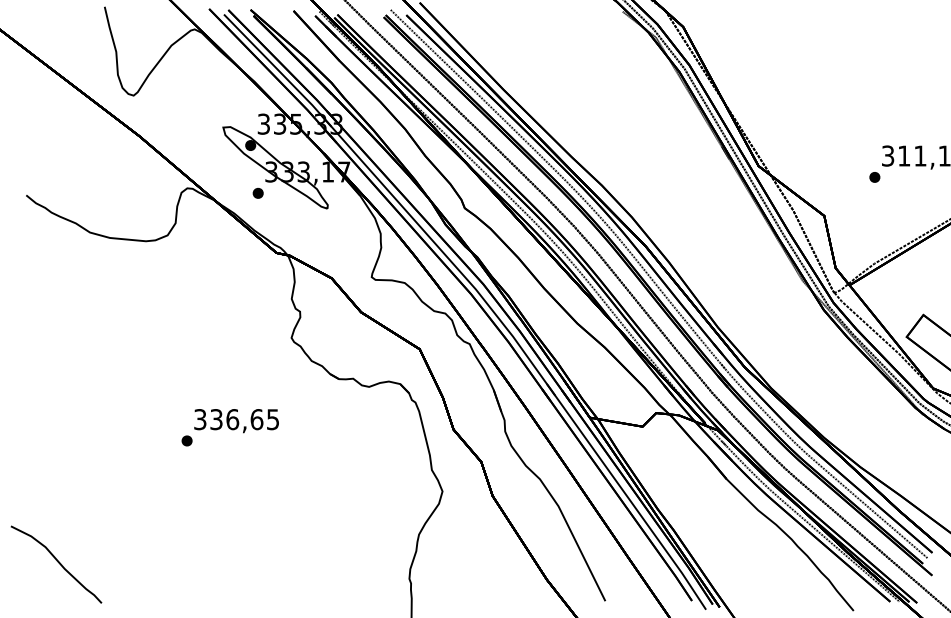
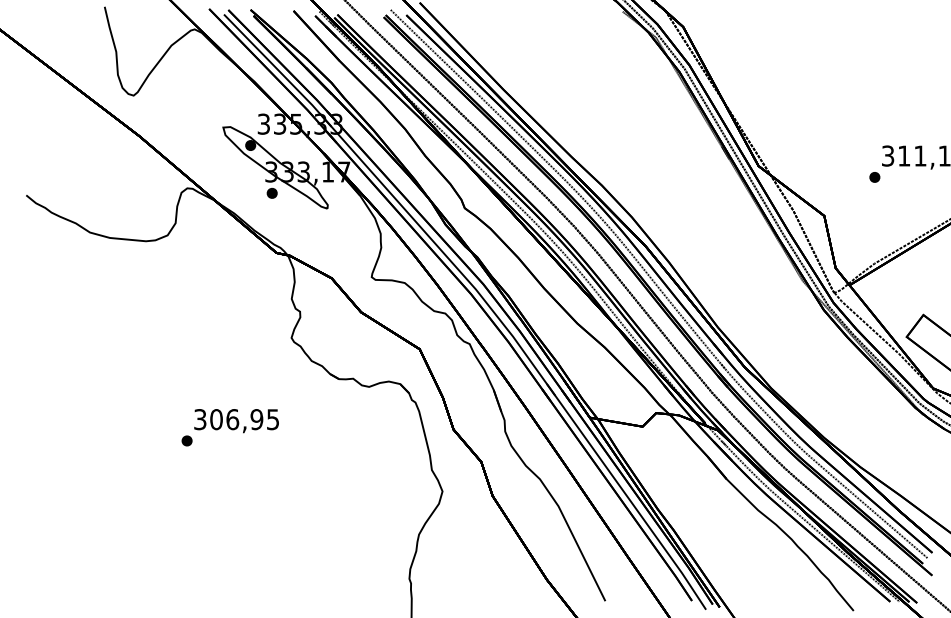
part position: (257, 193) -> (271, 193) (271, 193)
text: 336,65 -> 306,95 (236, 419)
part: present -> none (56, 564)
